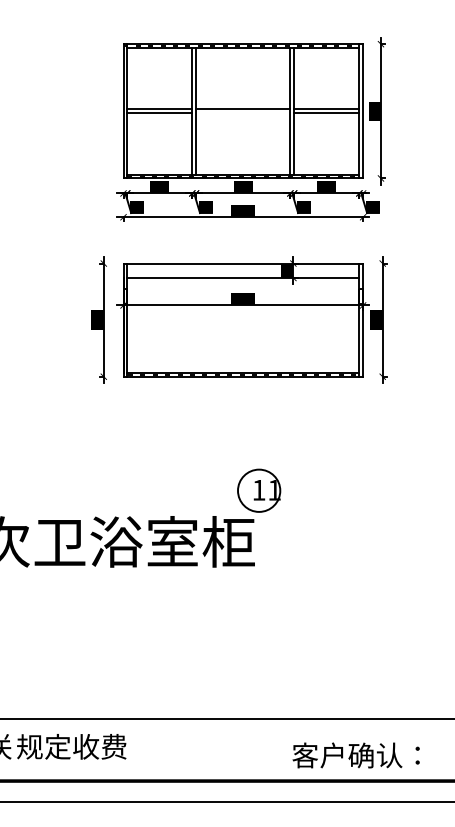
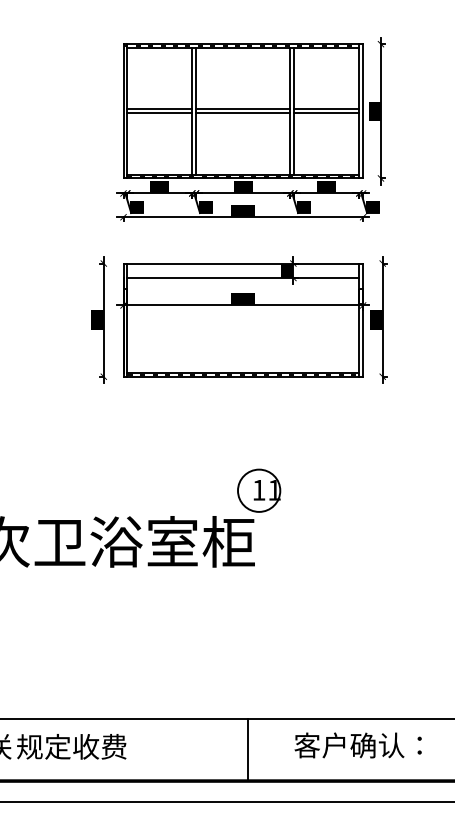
line: none -> present (243, 113)
line: none -> present (247, 749)
text position: (355, 755) -> (357, 745) (357, 745)
